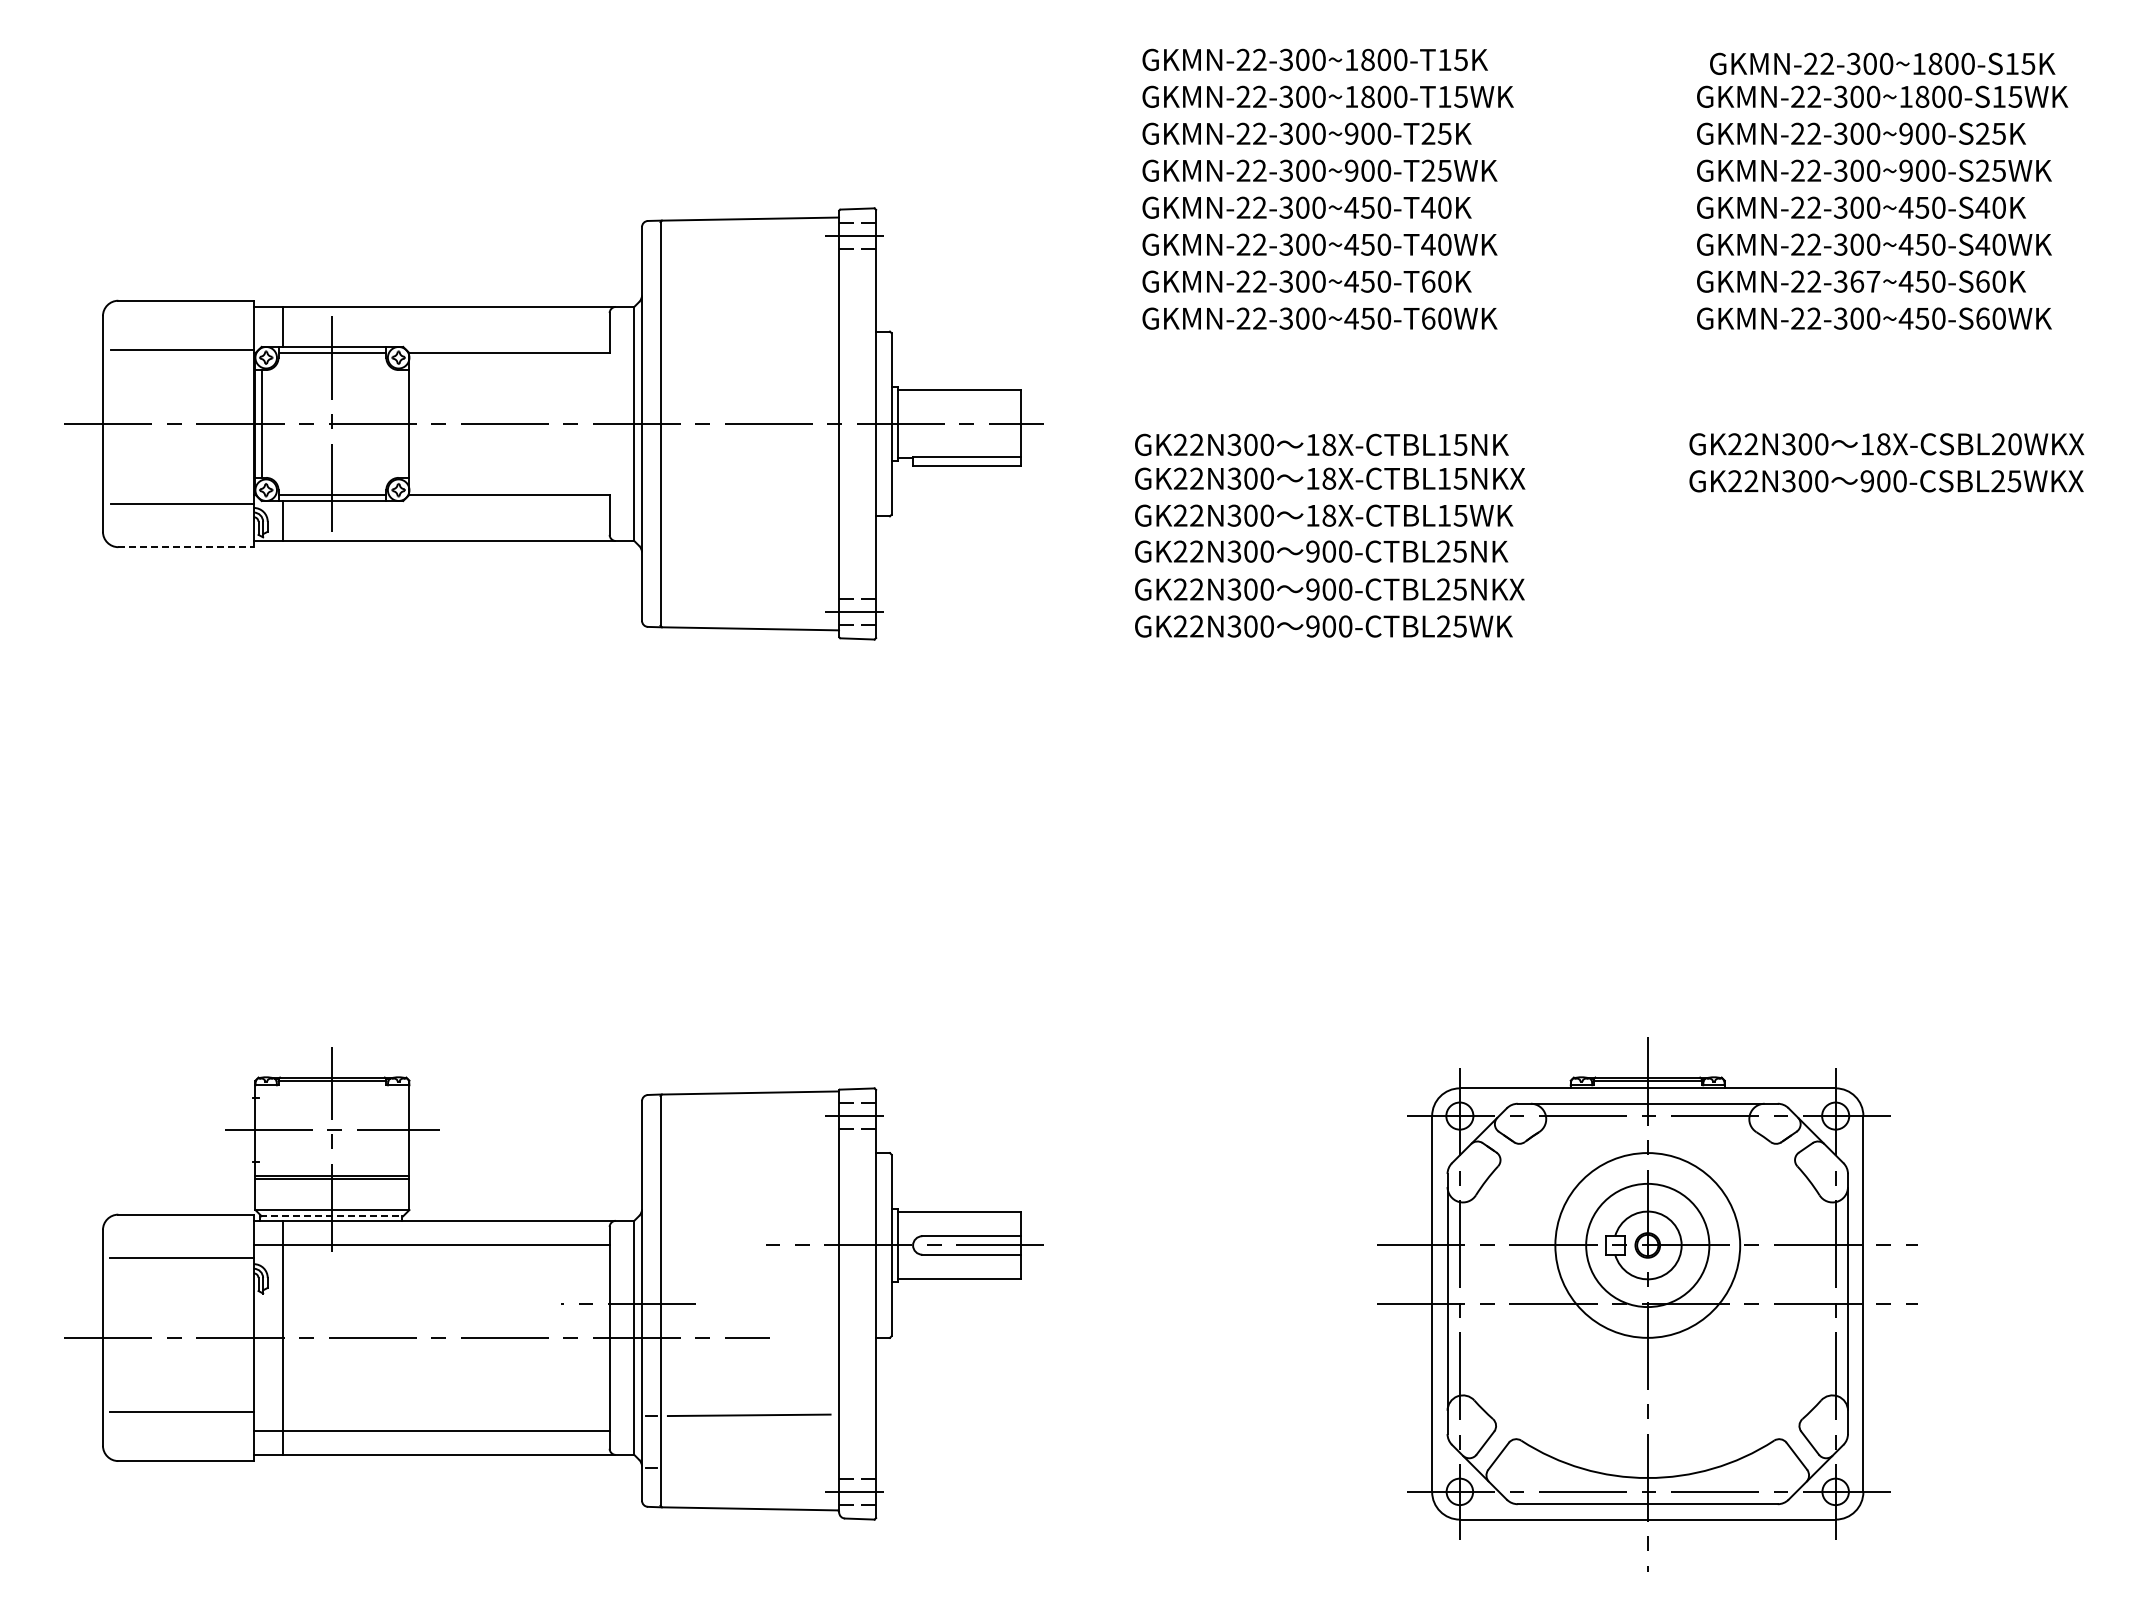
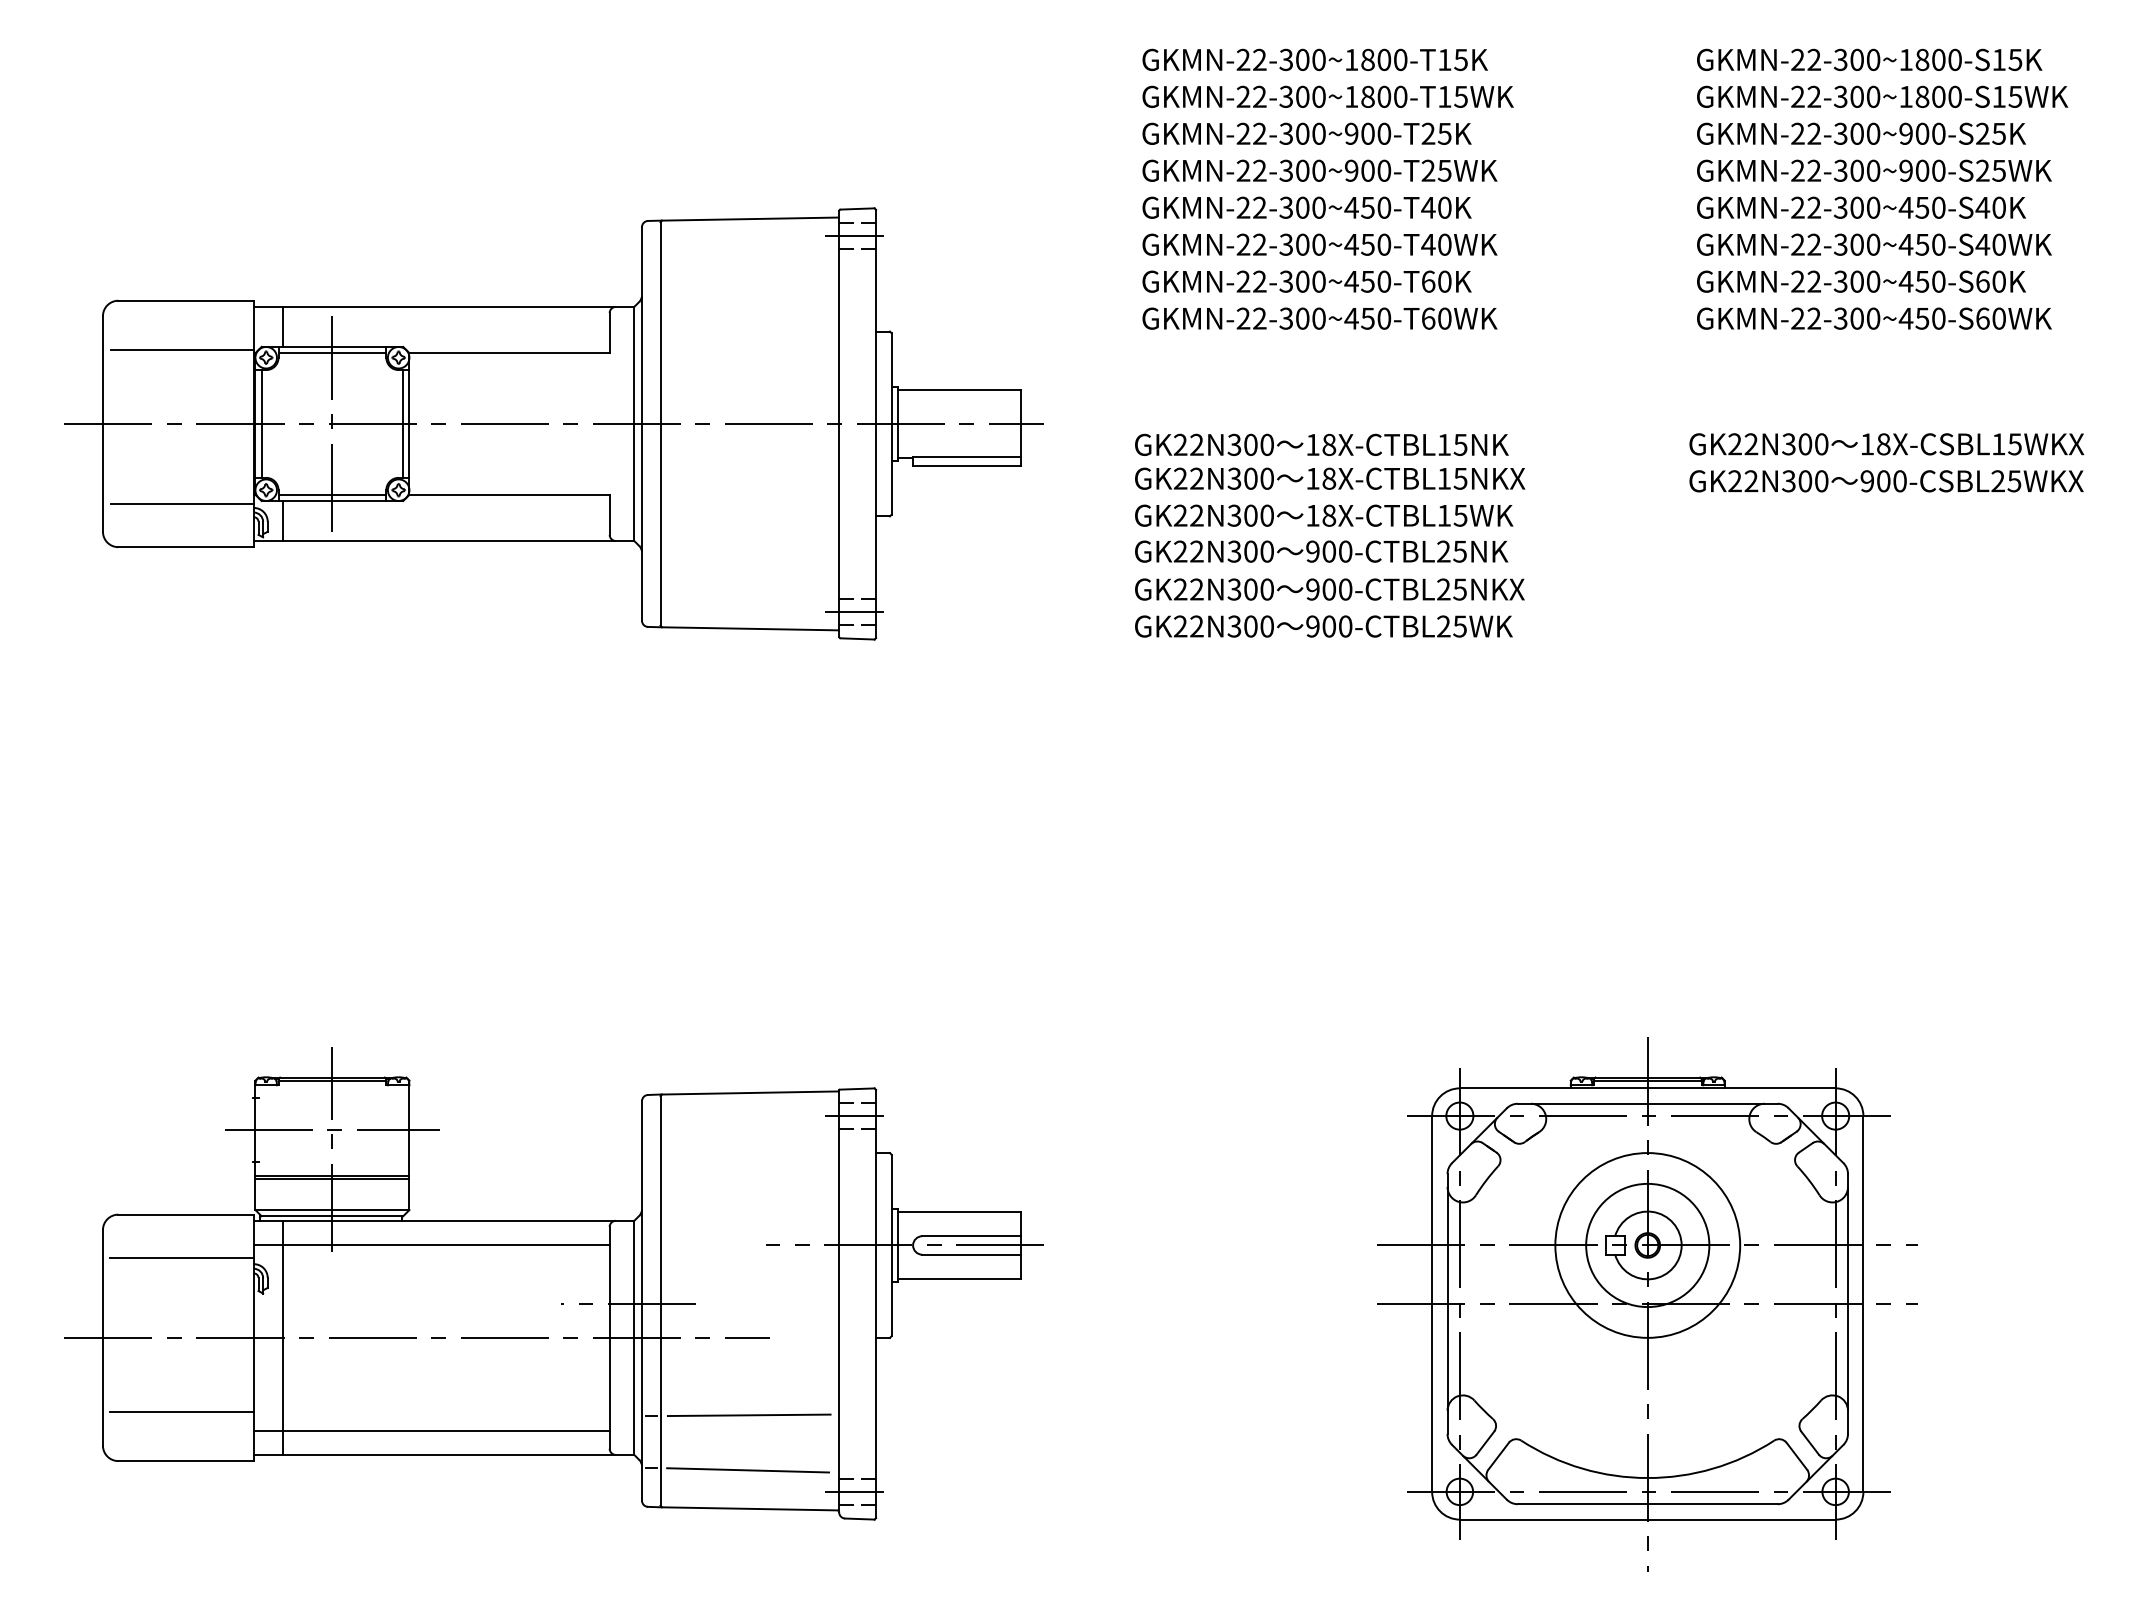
text position: (1882, 63) -> (1869, 59) (1869, 59)
text: GKMN-22-367~450-S60K -> GKMN-22-300~450-S60K (1865, 281)
line: none -> present (403, 423)
text: 18X-CSBL20WKX -> 18X-CSBL15WKX (2006, 444)
line: dashed -> solid (186, 547)
line: dashed -> solid (331, 1216)
line: none -> present (748, 1470)
